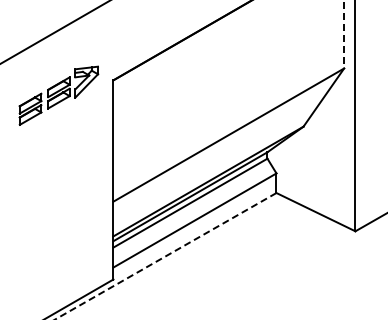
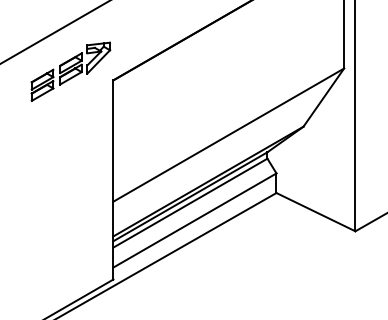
line: dashed -> solid (344, 34)
part position: (58, 95) -> (70, 71) (70, 71)
line: dashed -> solid (165, 256)
